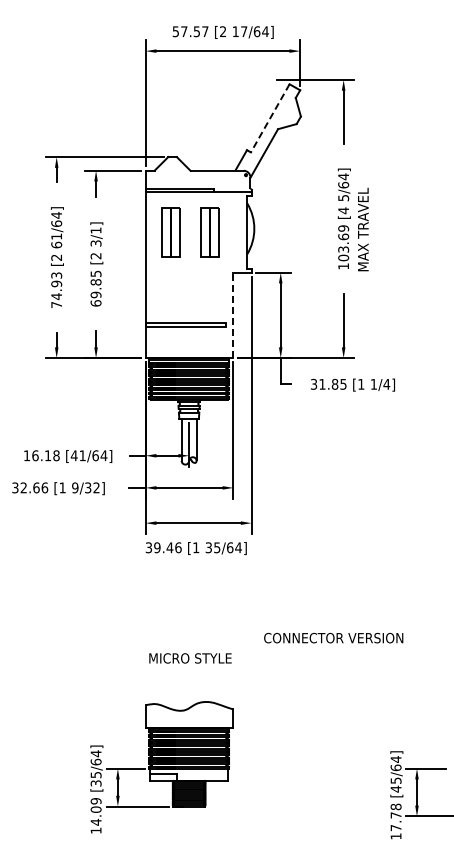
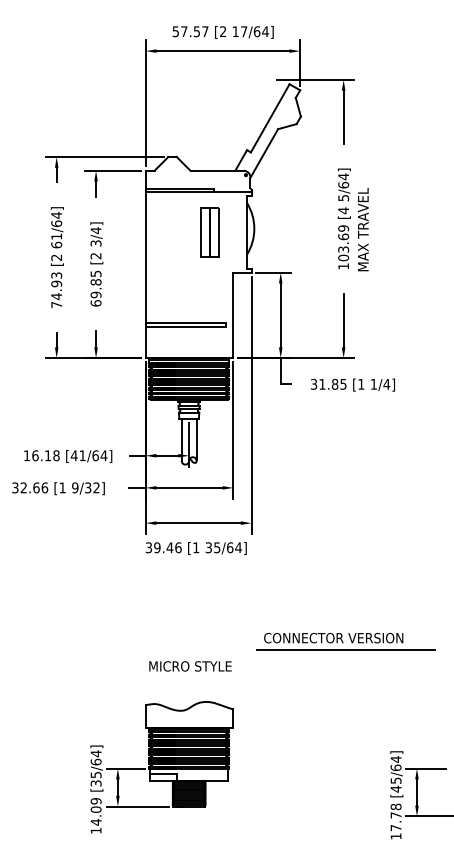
line: dashed -> solid (270, 118)
text: 3/1] -> 3/4] (95, 230)
part: present -> none (170, 232)
line: dashed -> solid (233, 315)
line: none -> present (345, 649)
text position: (190, 658) -> (190, 666) (190, 666)
